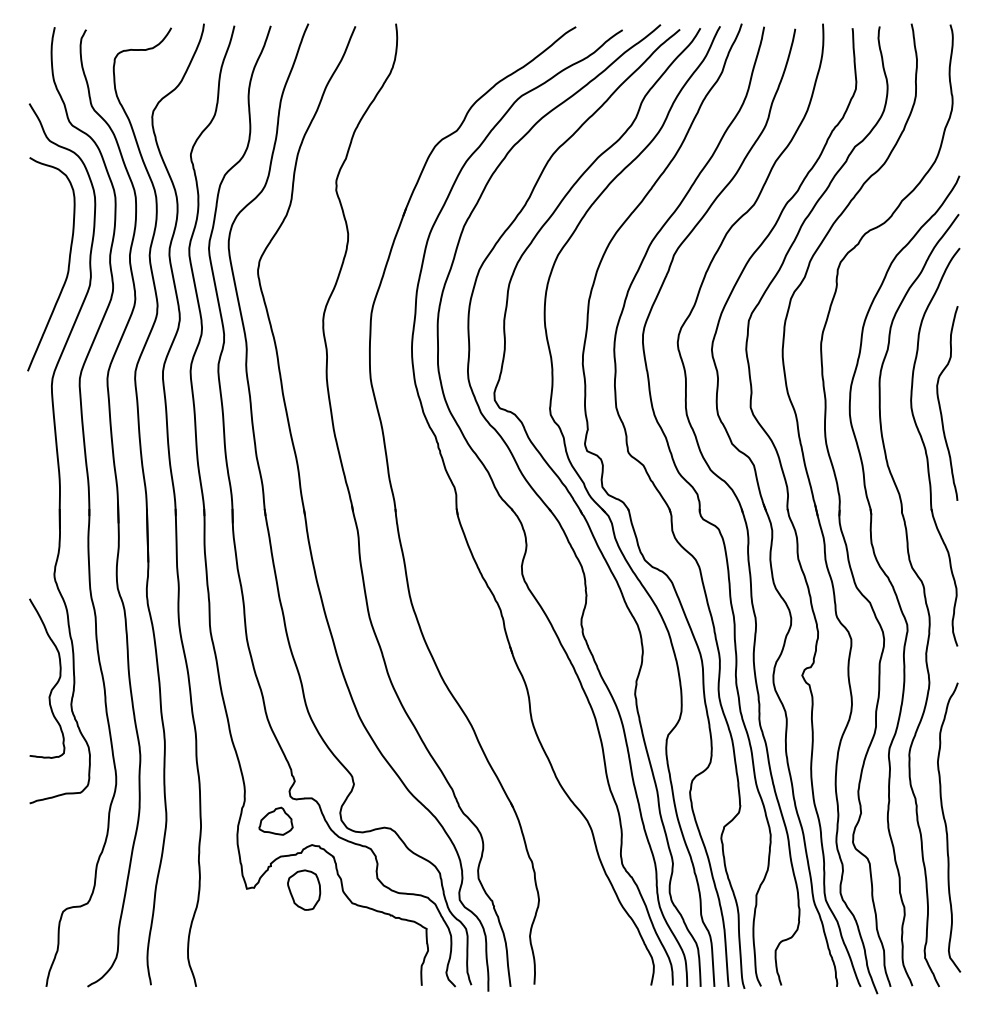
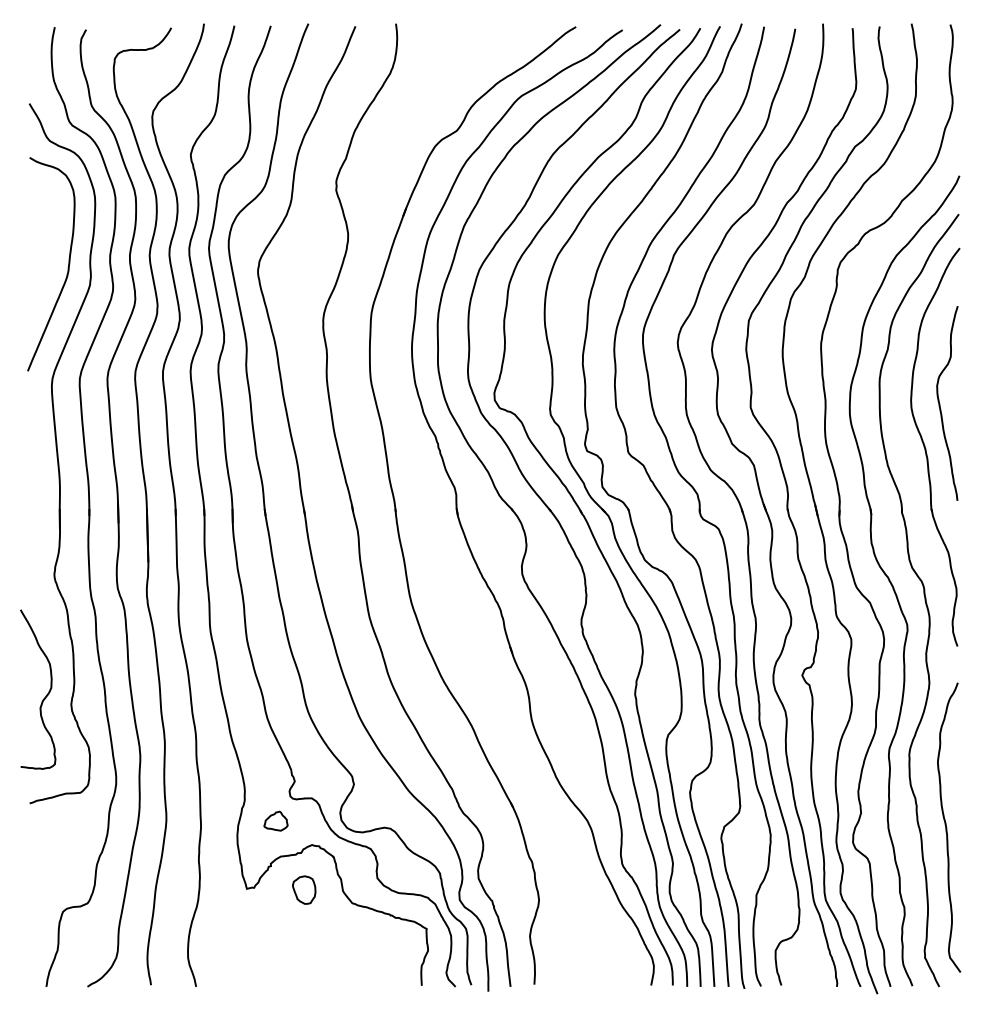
curve position: (54, 684) -> (45, 695) (45, 695)
part size: 36x30 px -> 26x22 px (275, 820)
part size: 35x42 px -> 25x30 px (304, 889)
